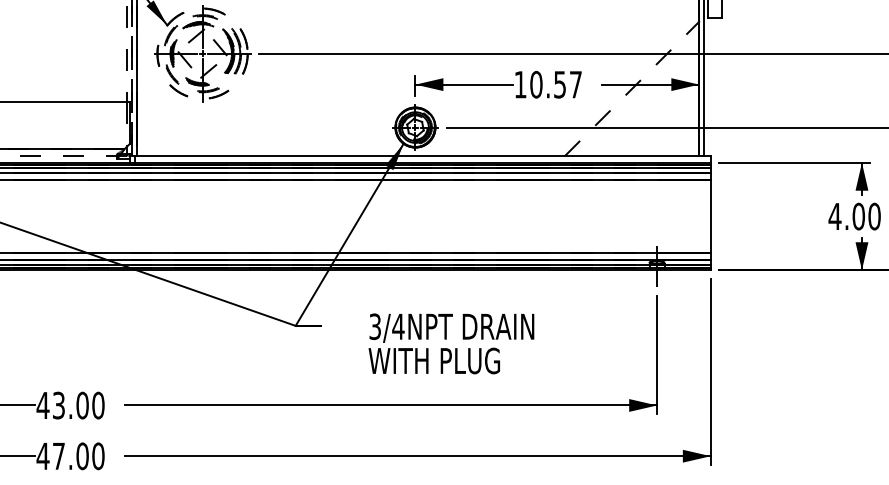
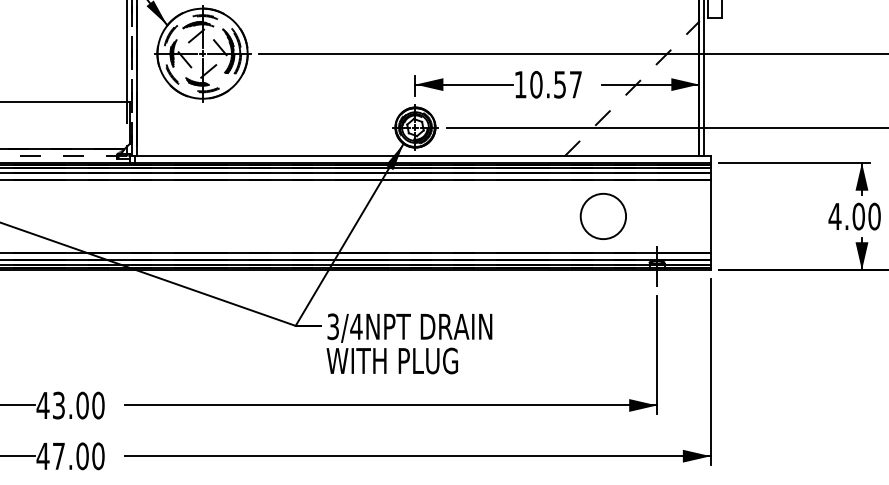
line: dashed -> solid (126, 51)
circle: dashed -> solid (202, 53)
circle: none -> present (602, 215)
text position: (451, 343) -> (409, 343) (409, 343)
